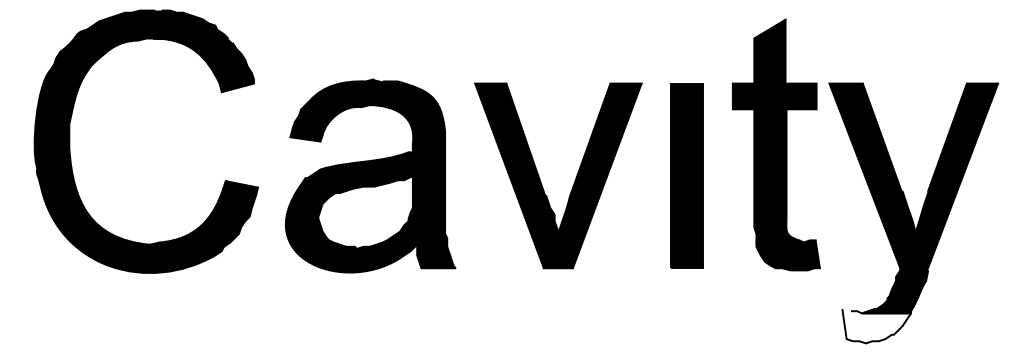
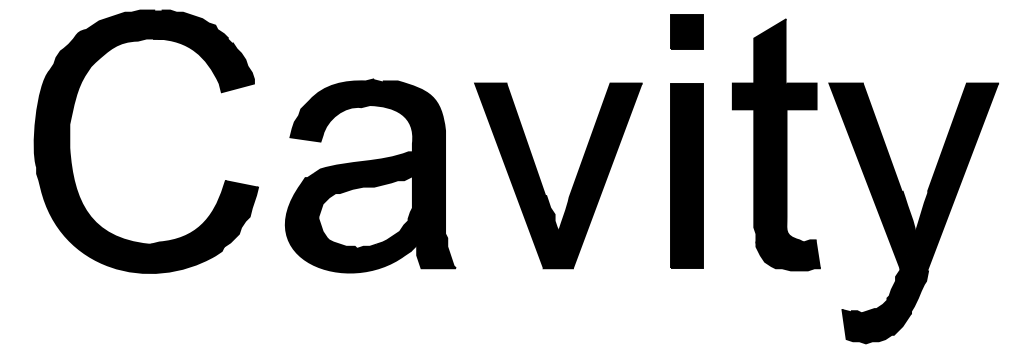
part: none -> present (686, 31)
fill: none -> present (876, 326)
